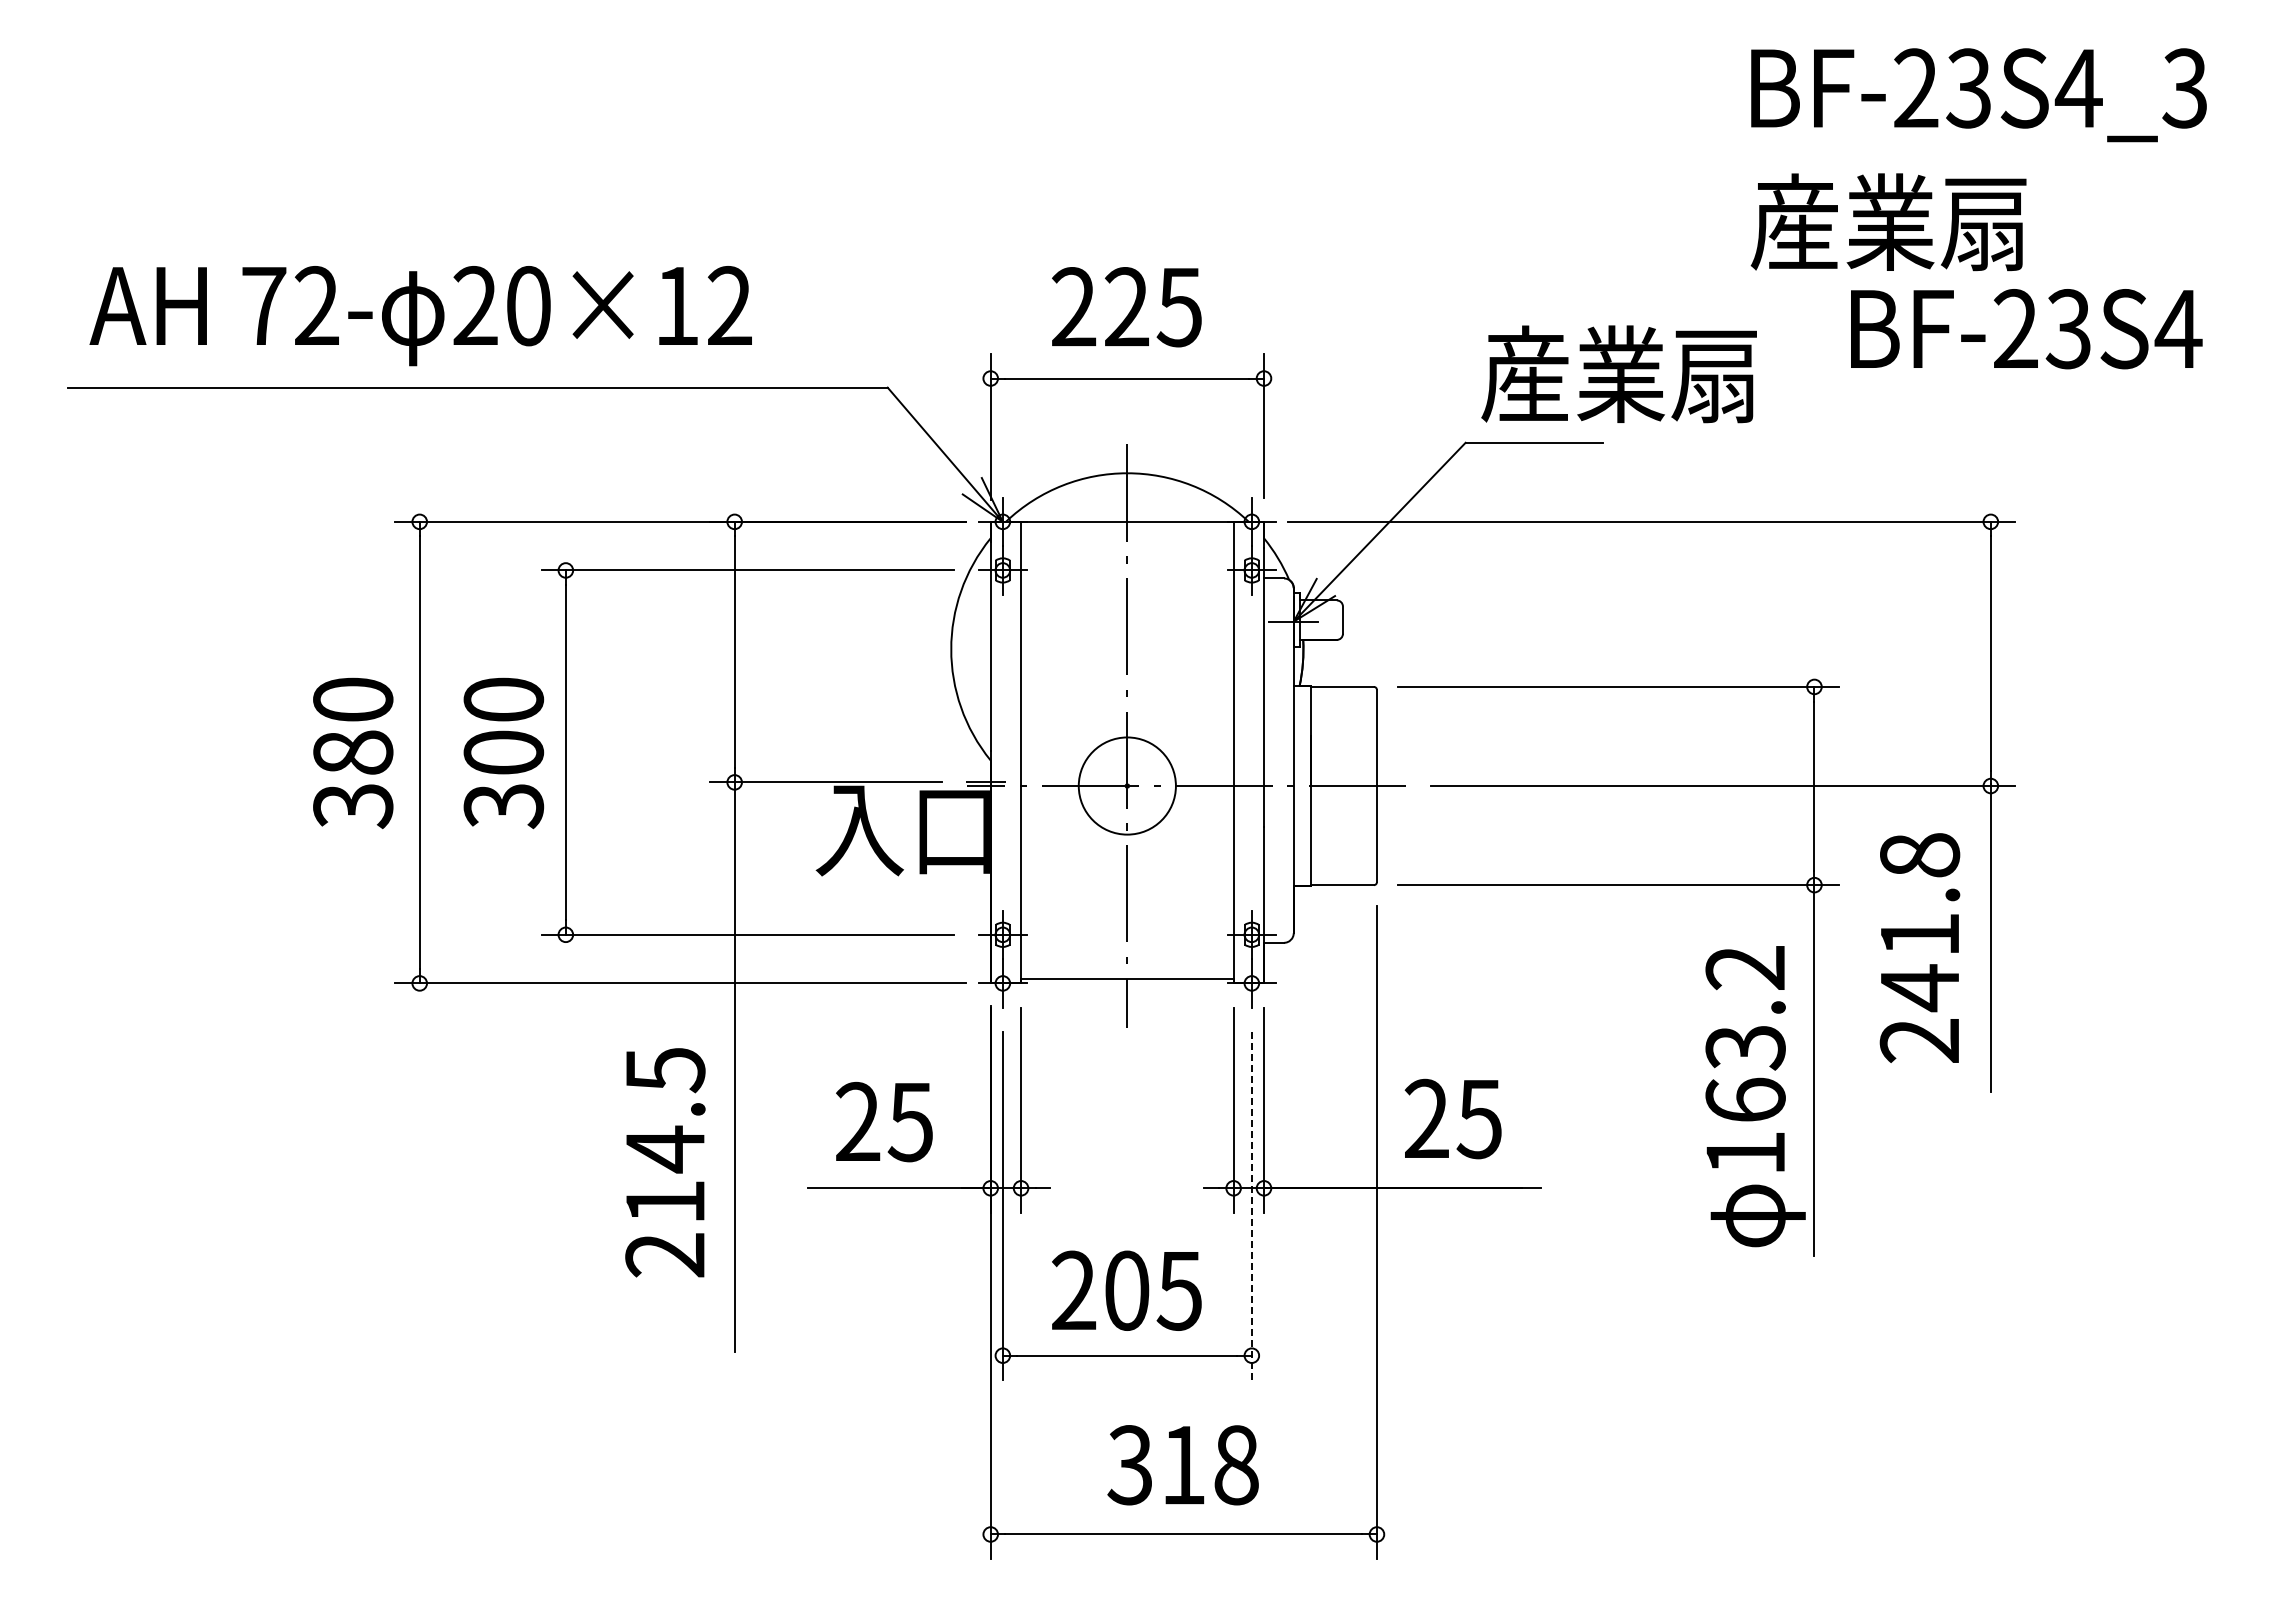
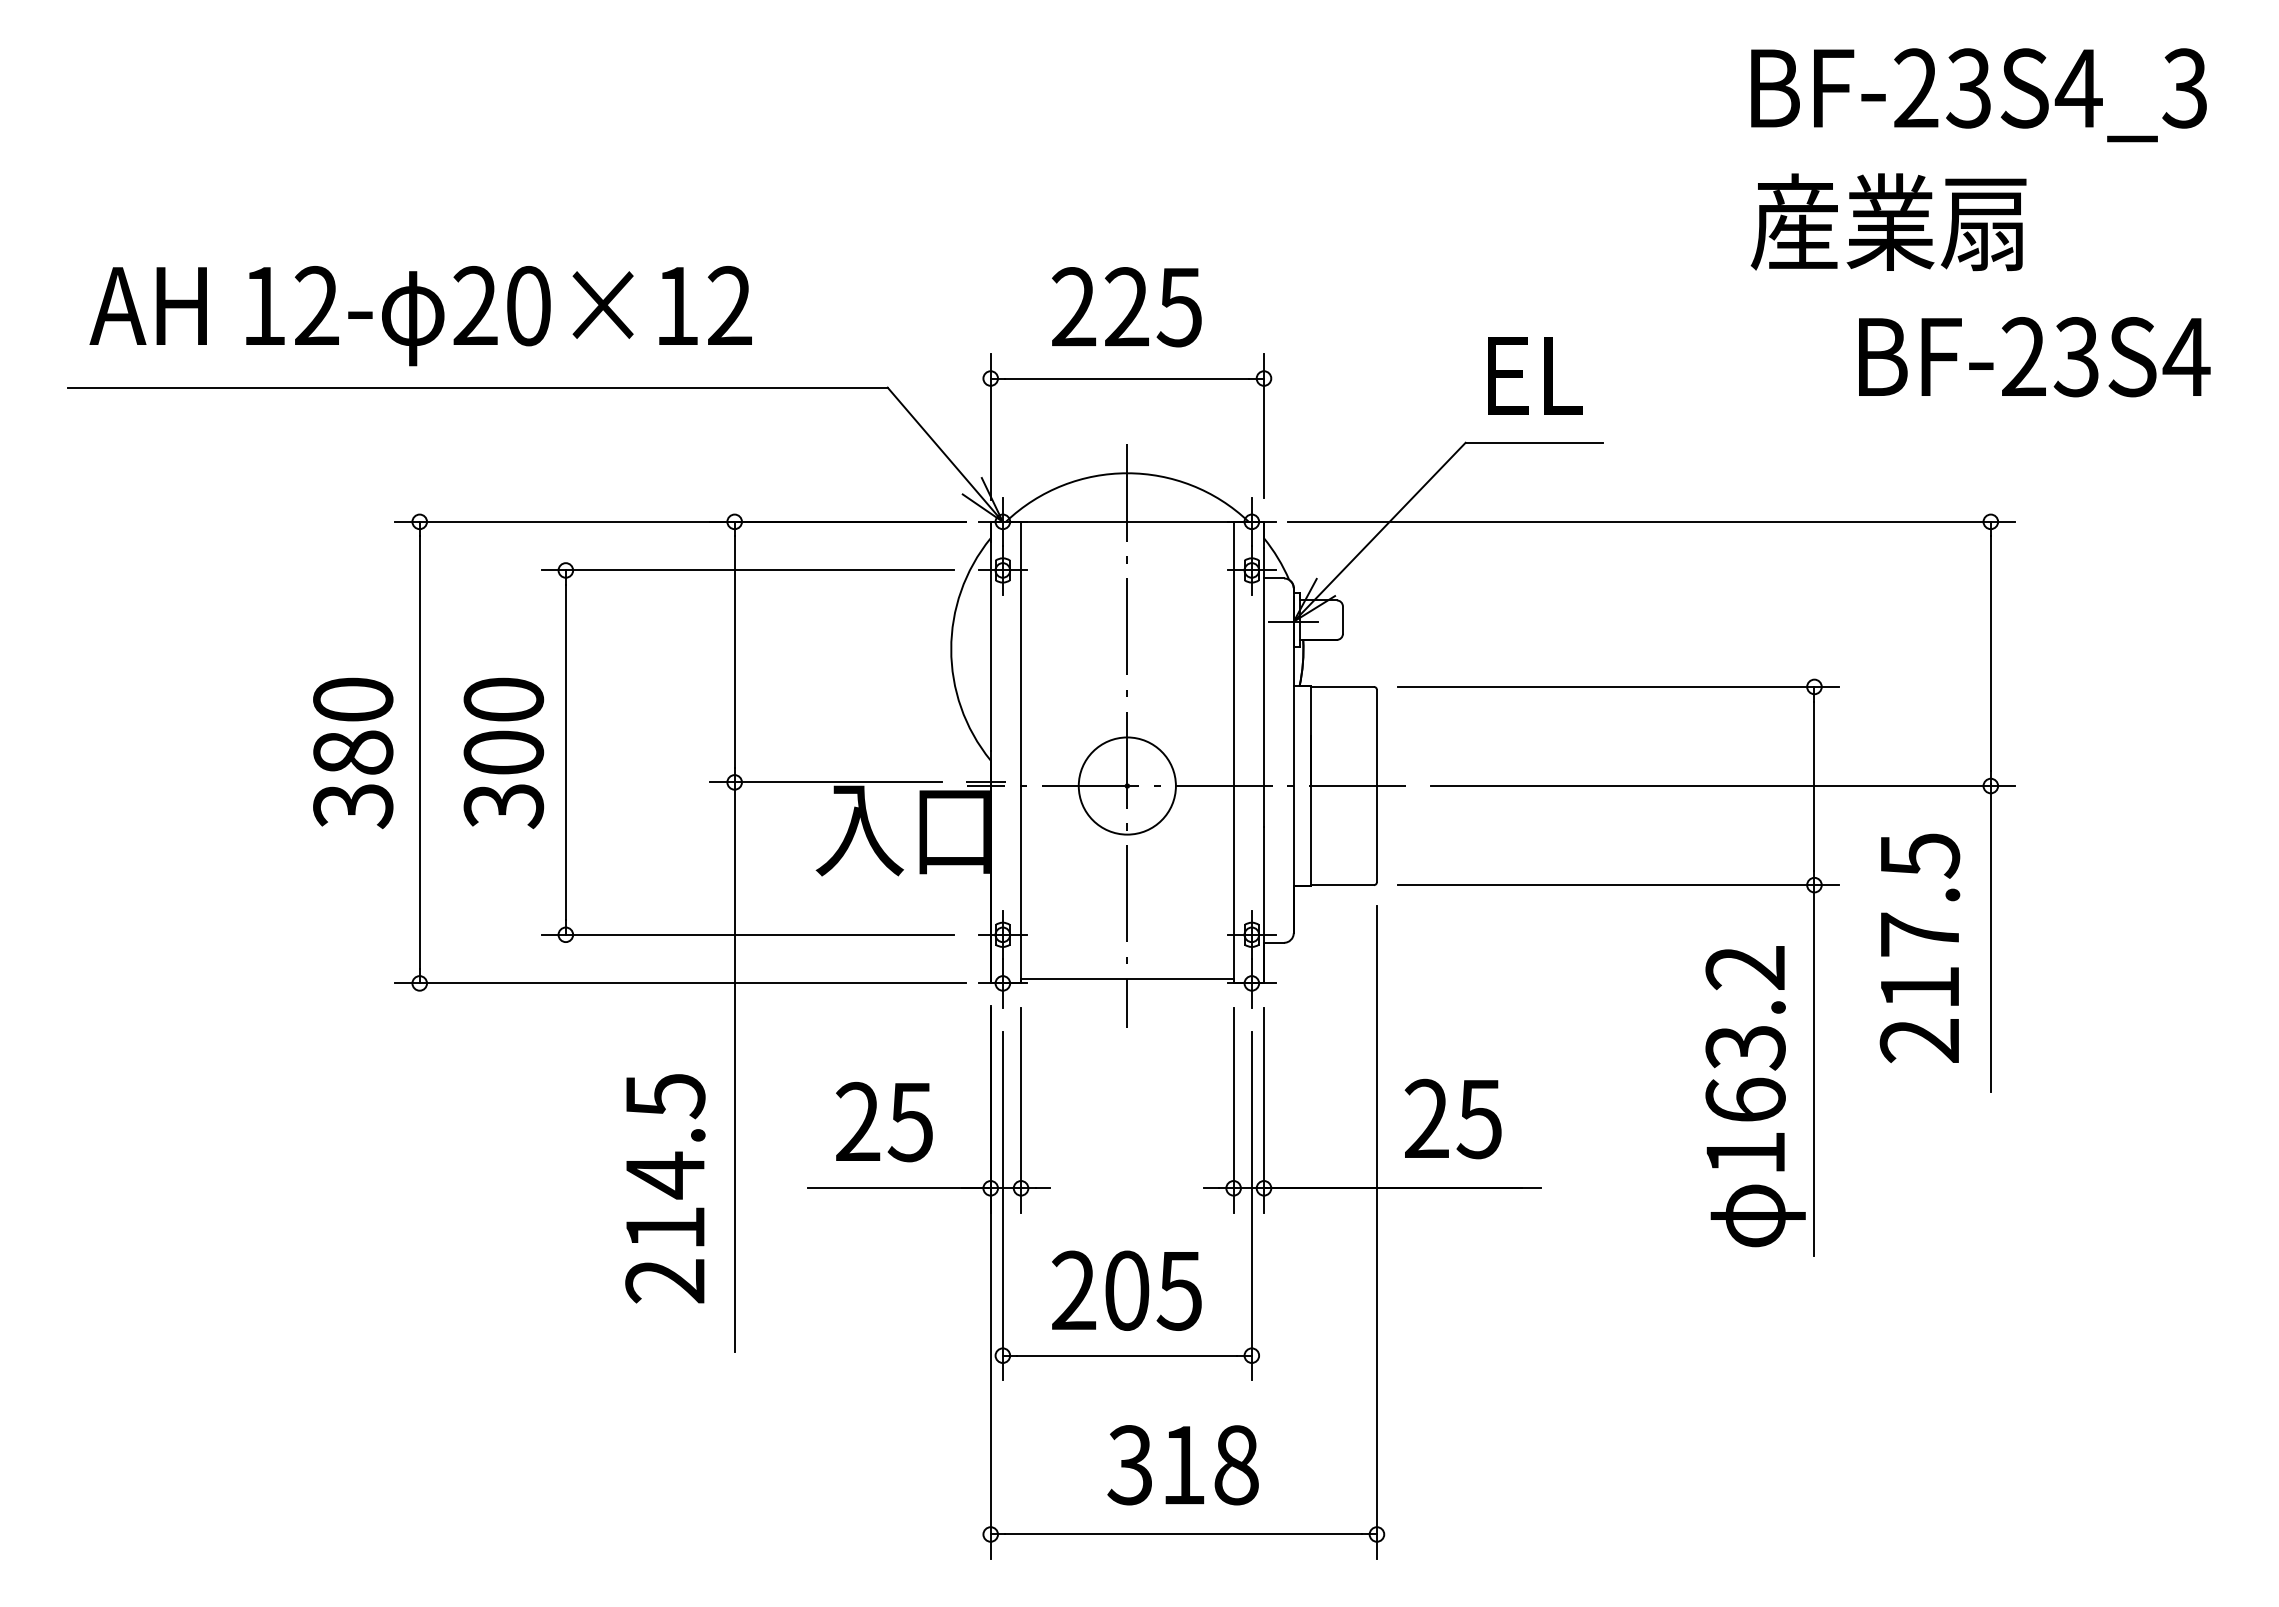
text: 72- -> 12- (264, 305)
text position: (2026, 329) -> (2034, 357) (2034, 357)
text: 産業扇 -> EL (1618, 374)
text: 241.8 -> 217.5 (1920, 922)
text position: (665, 1162) -> (665, 1188) (665, 1188)
line: dashed -> solid (1251, 1205)
